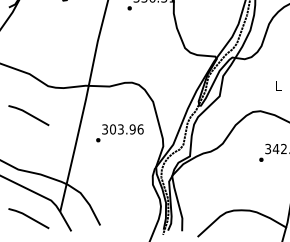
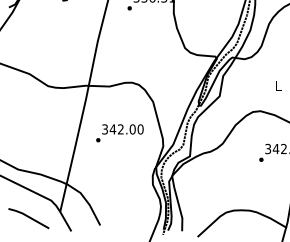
line: present -> none (28, 114)
text: 303.96 -> 342.00 (126, 129)
